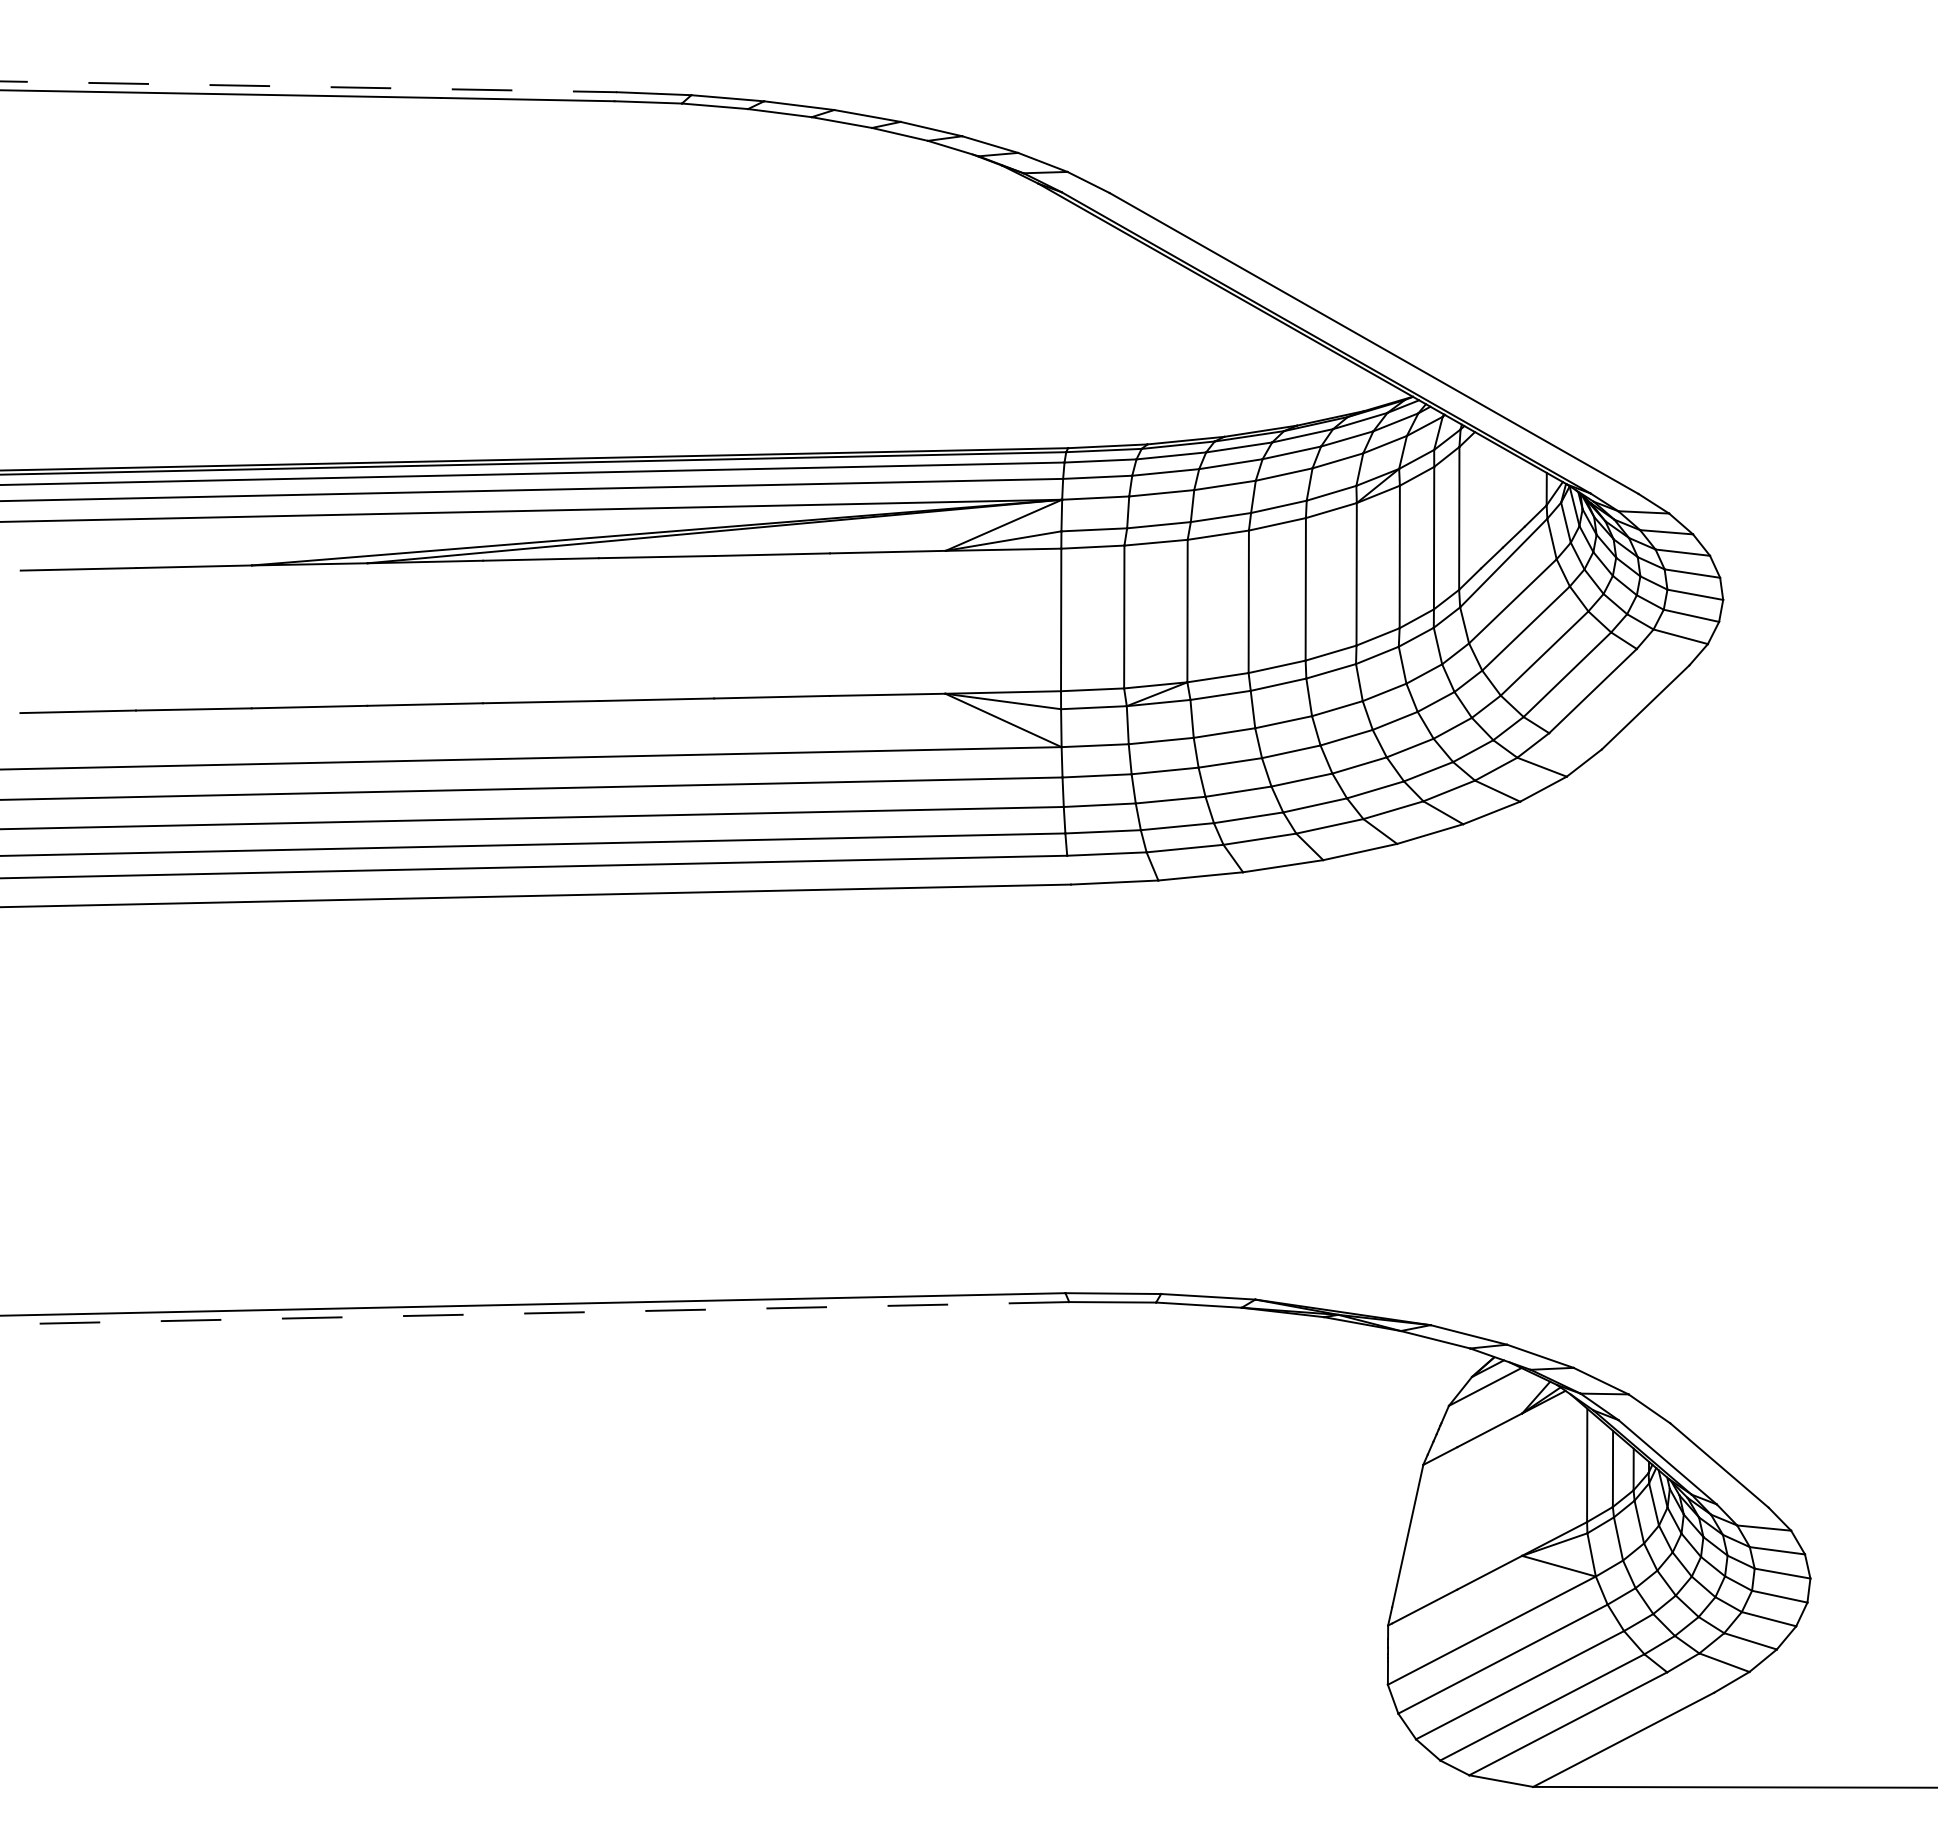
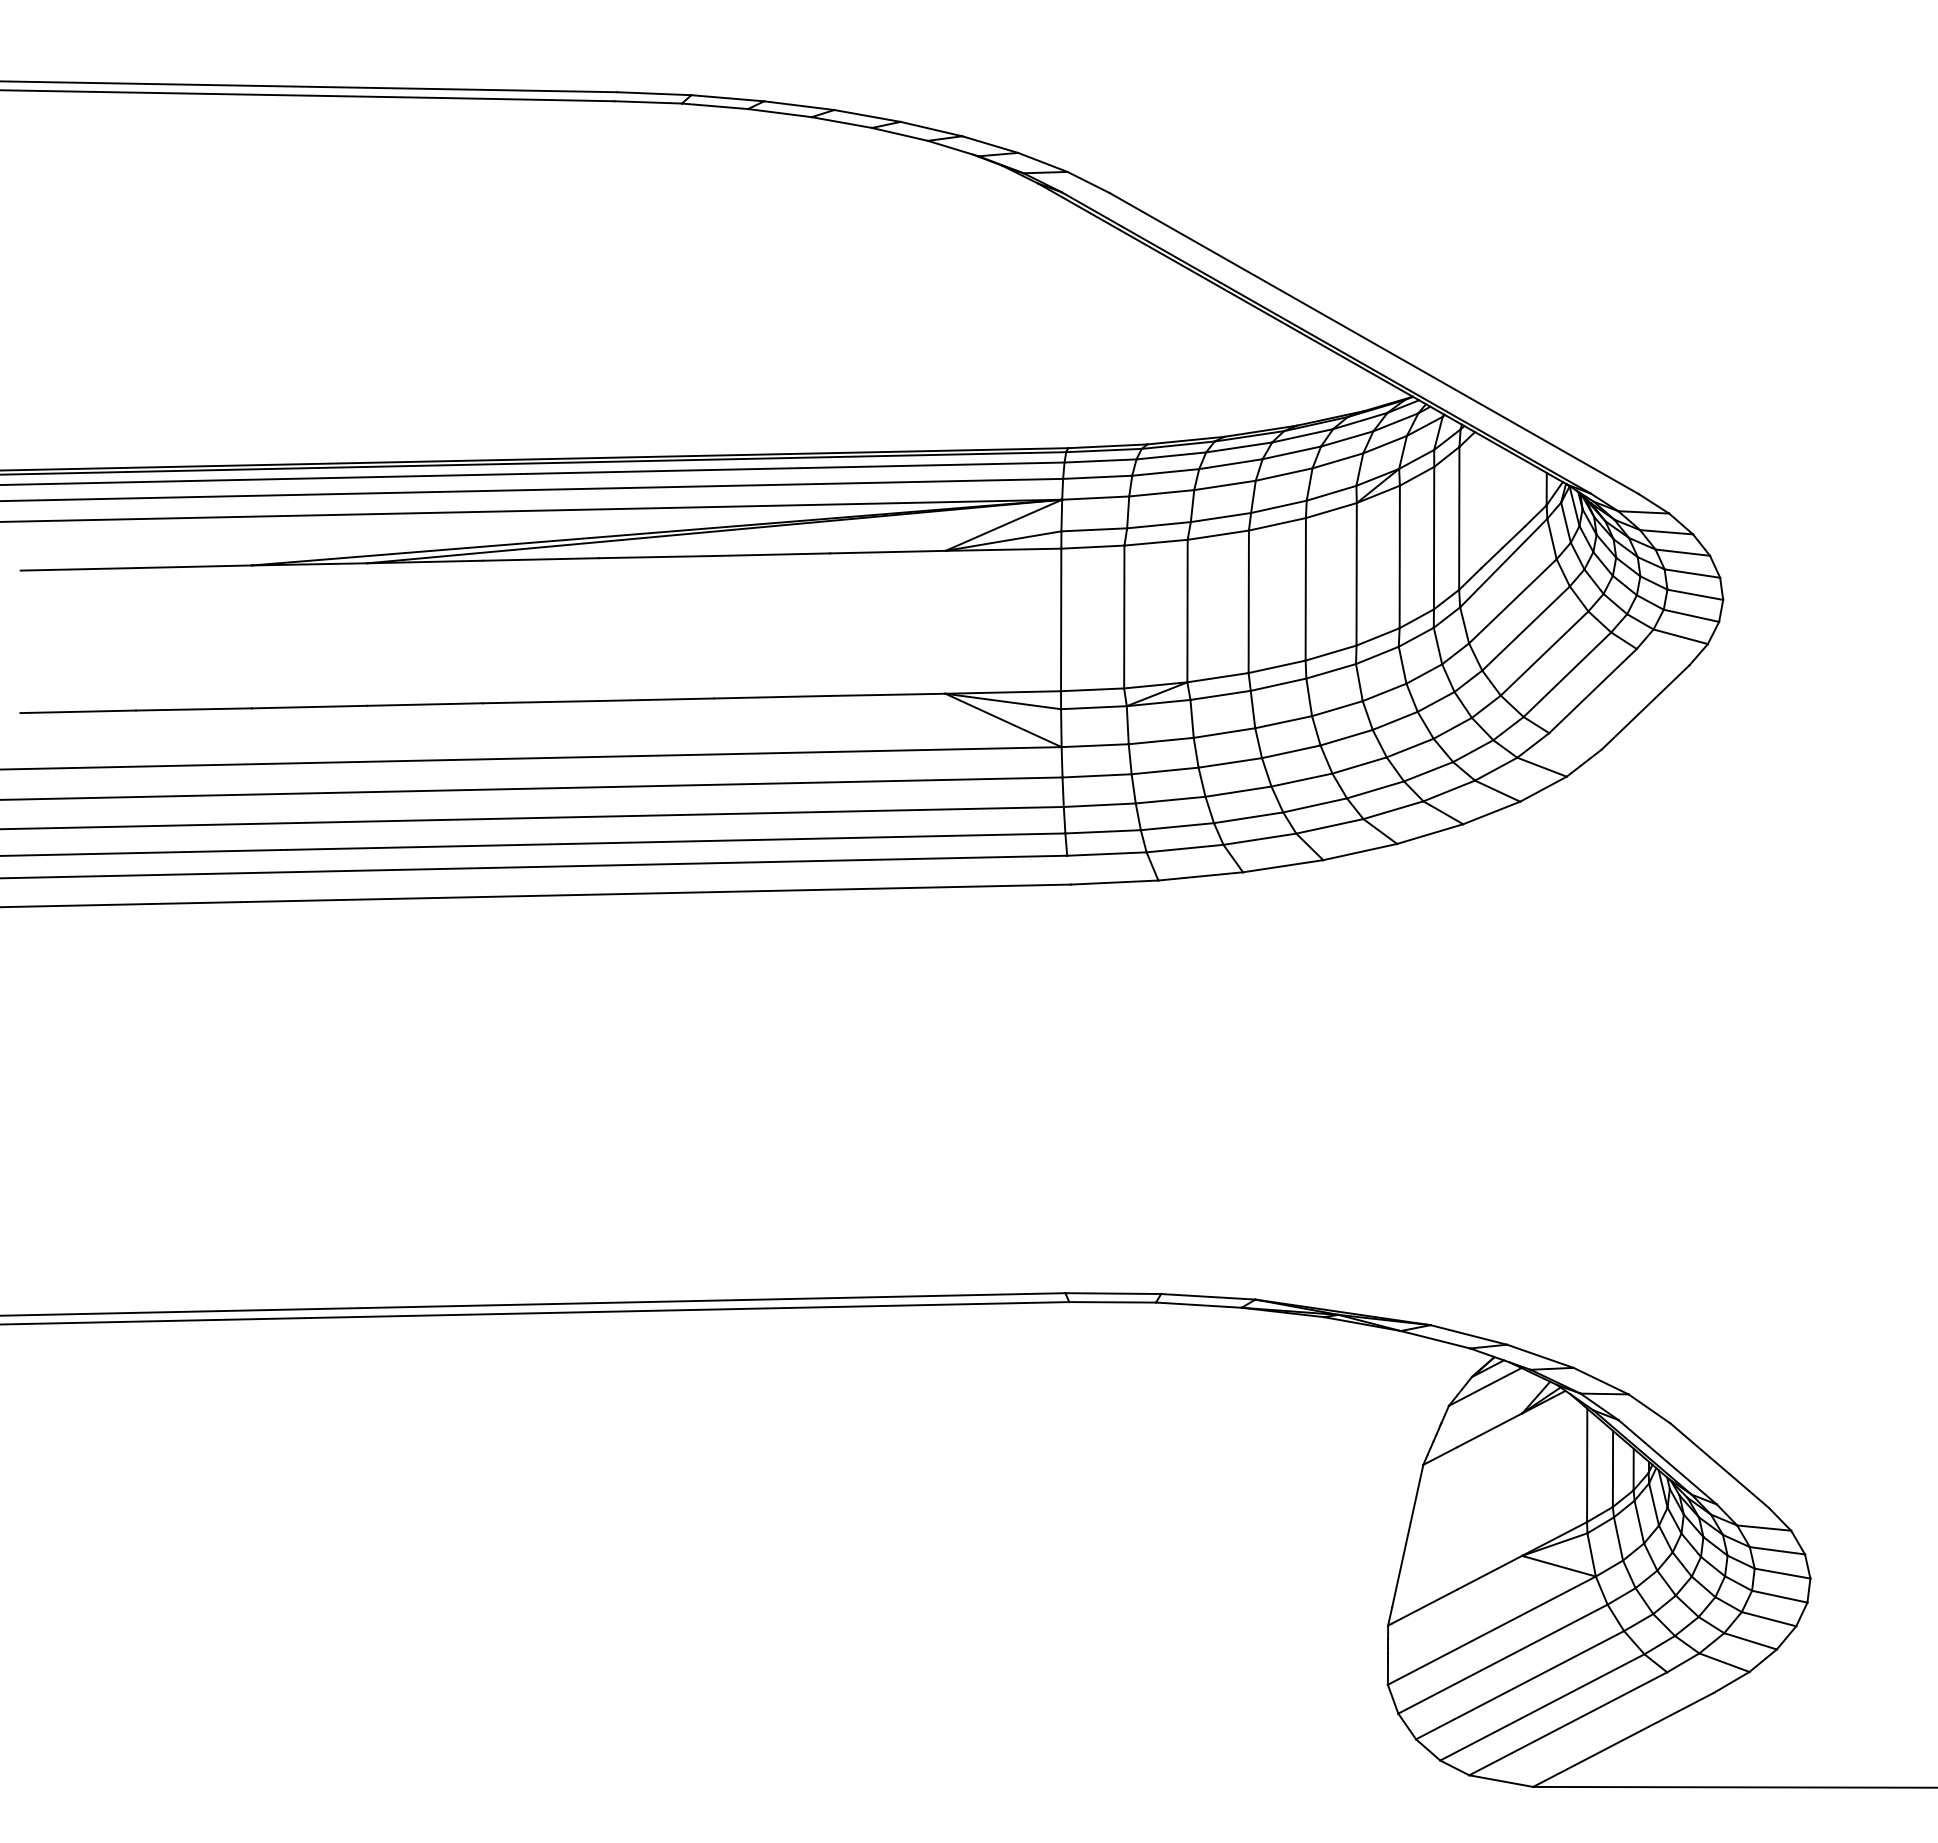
line: dashed -> solid (309, 86)
line: dashed -> solid (534, 1313)
